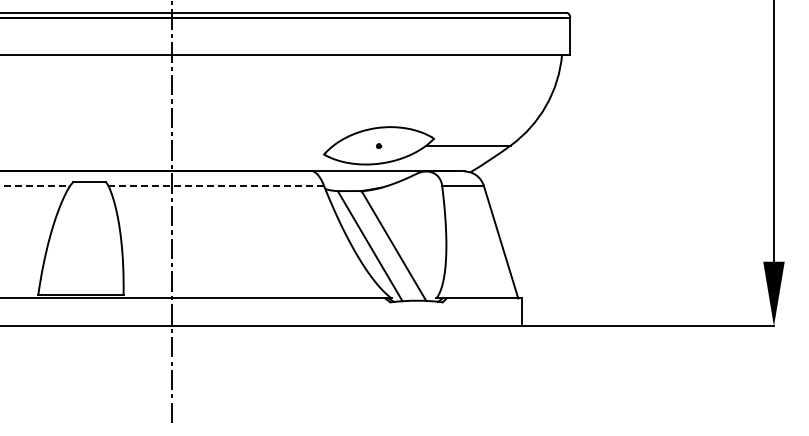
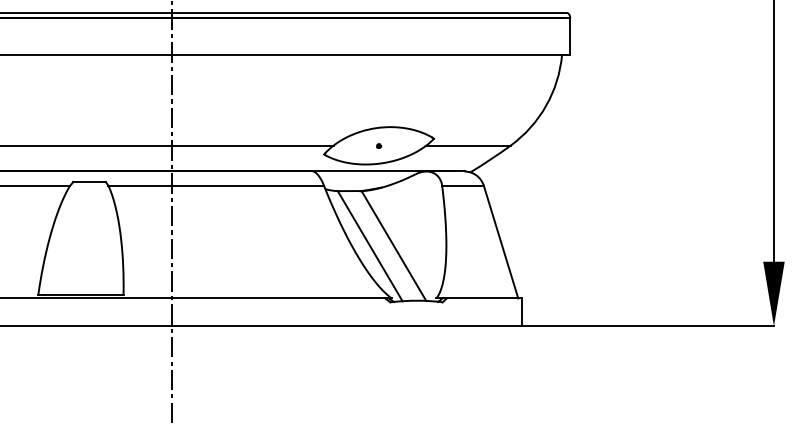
line: none -> present (167, 145)
line: dashed -> solid (35, 185)
line: dashed -> solid (216, 185)
